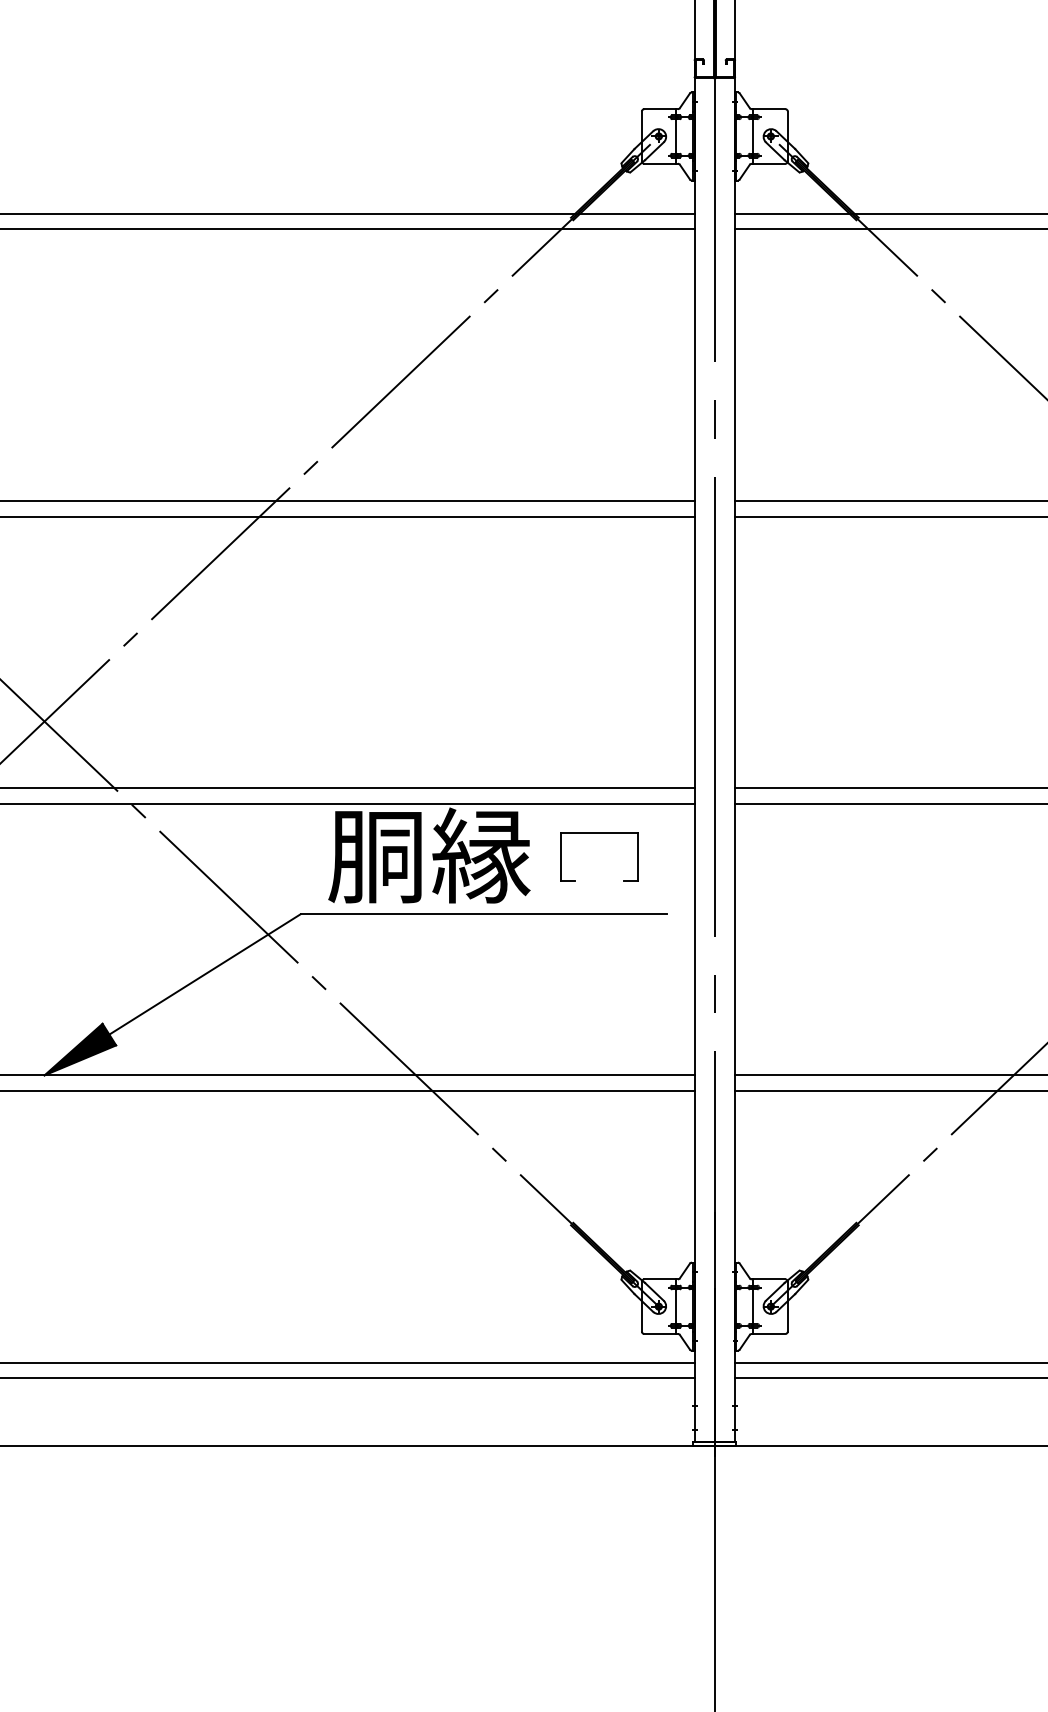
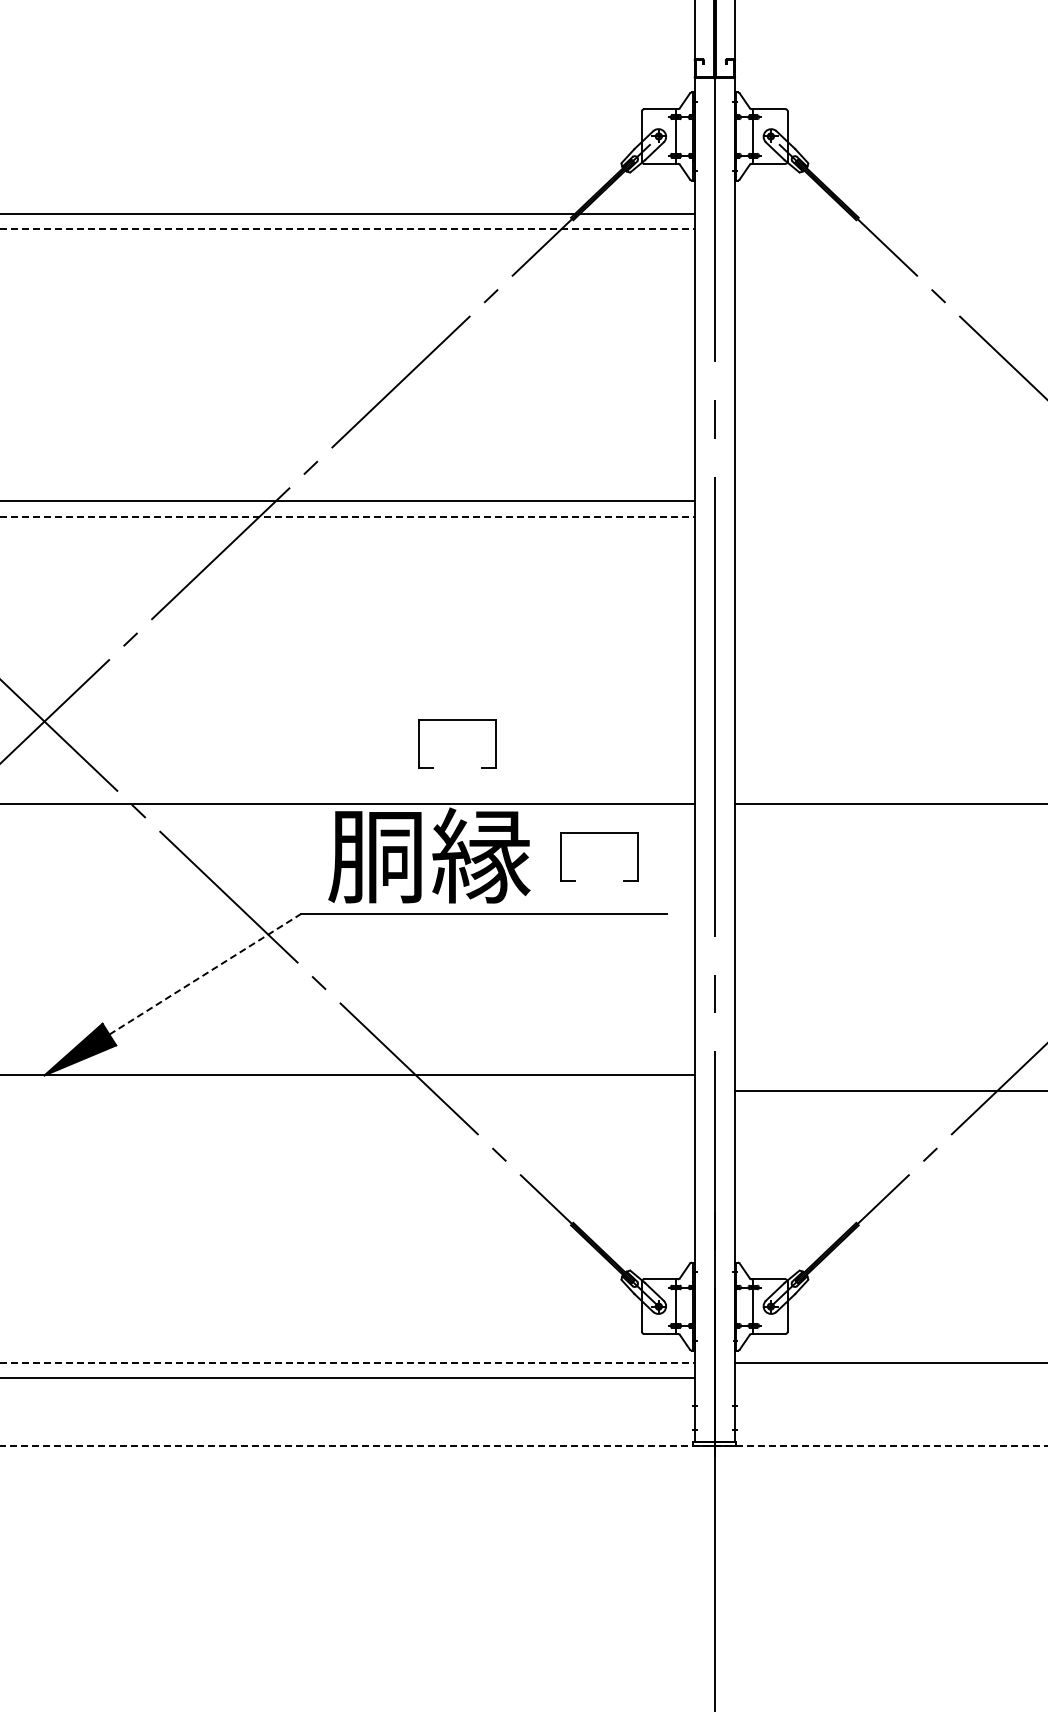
line: present -> none (889, 213)
line: solid -> dashed (347, 229)
line: present -> none (889, 229)
line: present -> none (889, 500)
line: solid -> dashed (347, 516)
line: present -> none (889, 516)
part: none -> present (457, 720)
line: present -> none (348, 788)
line: present -> none (889, 788)
line: solid -> dashed (204, 974)
line: present -> none (889, 1075)
line: present -> none (348, 1091)
line: solid -> dashed (347, 1362)
line: present -> none (889, 1378)
line: solid -> dashed (524, 1445)
